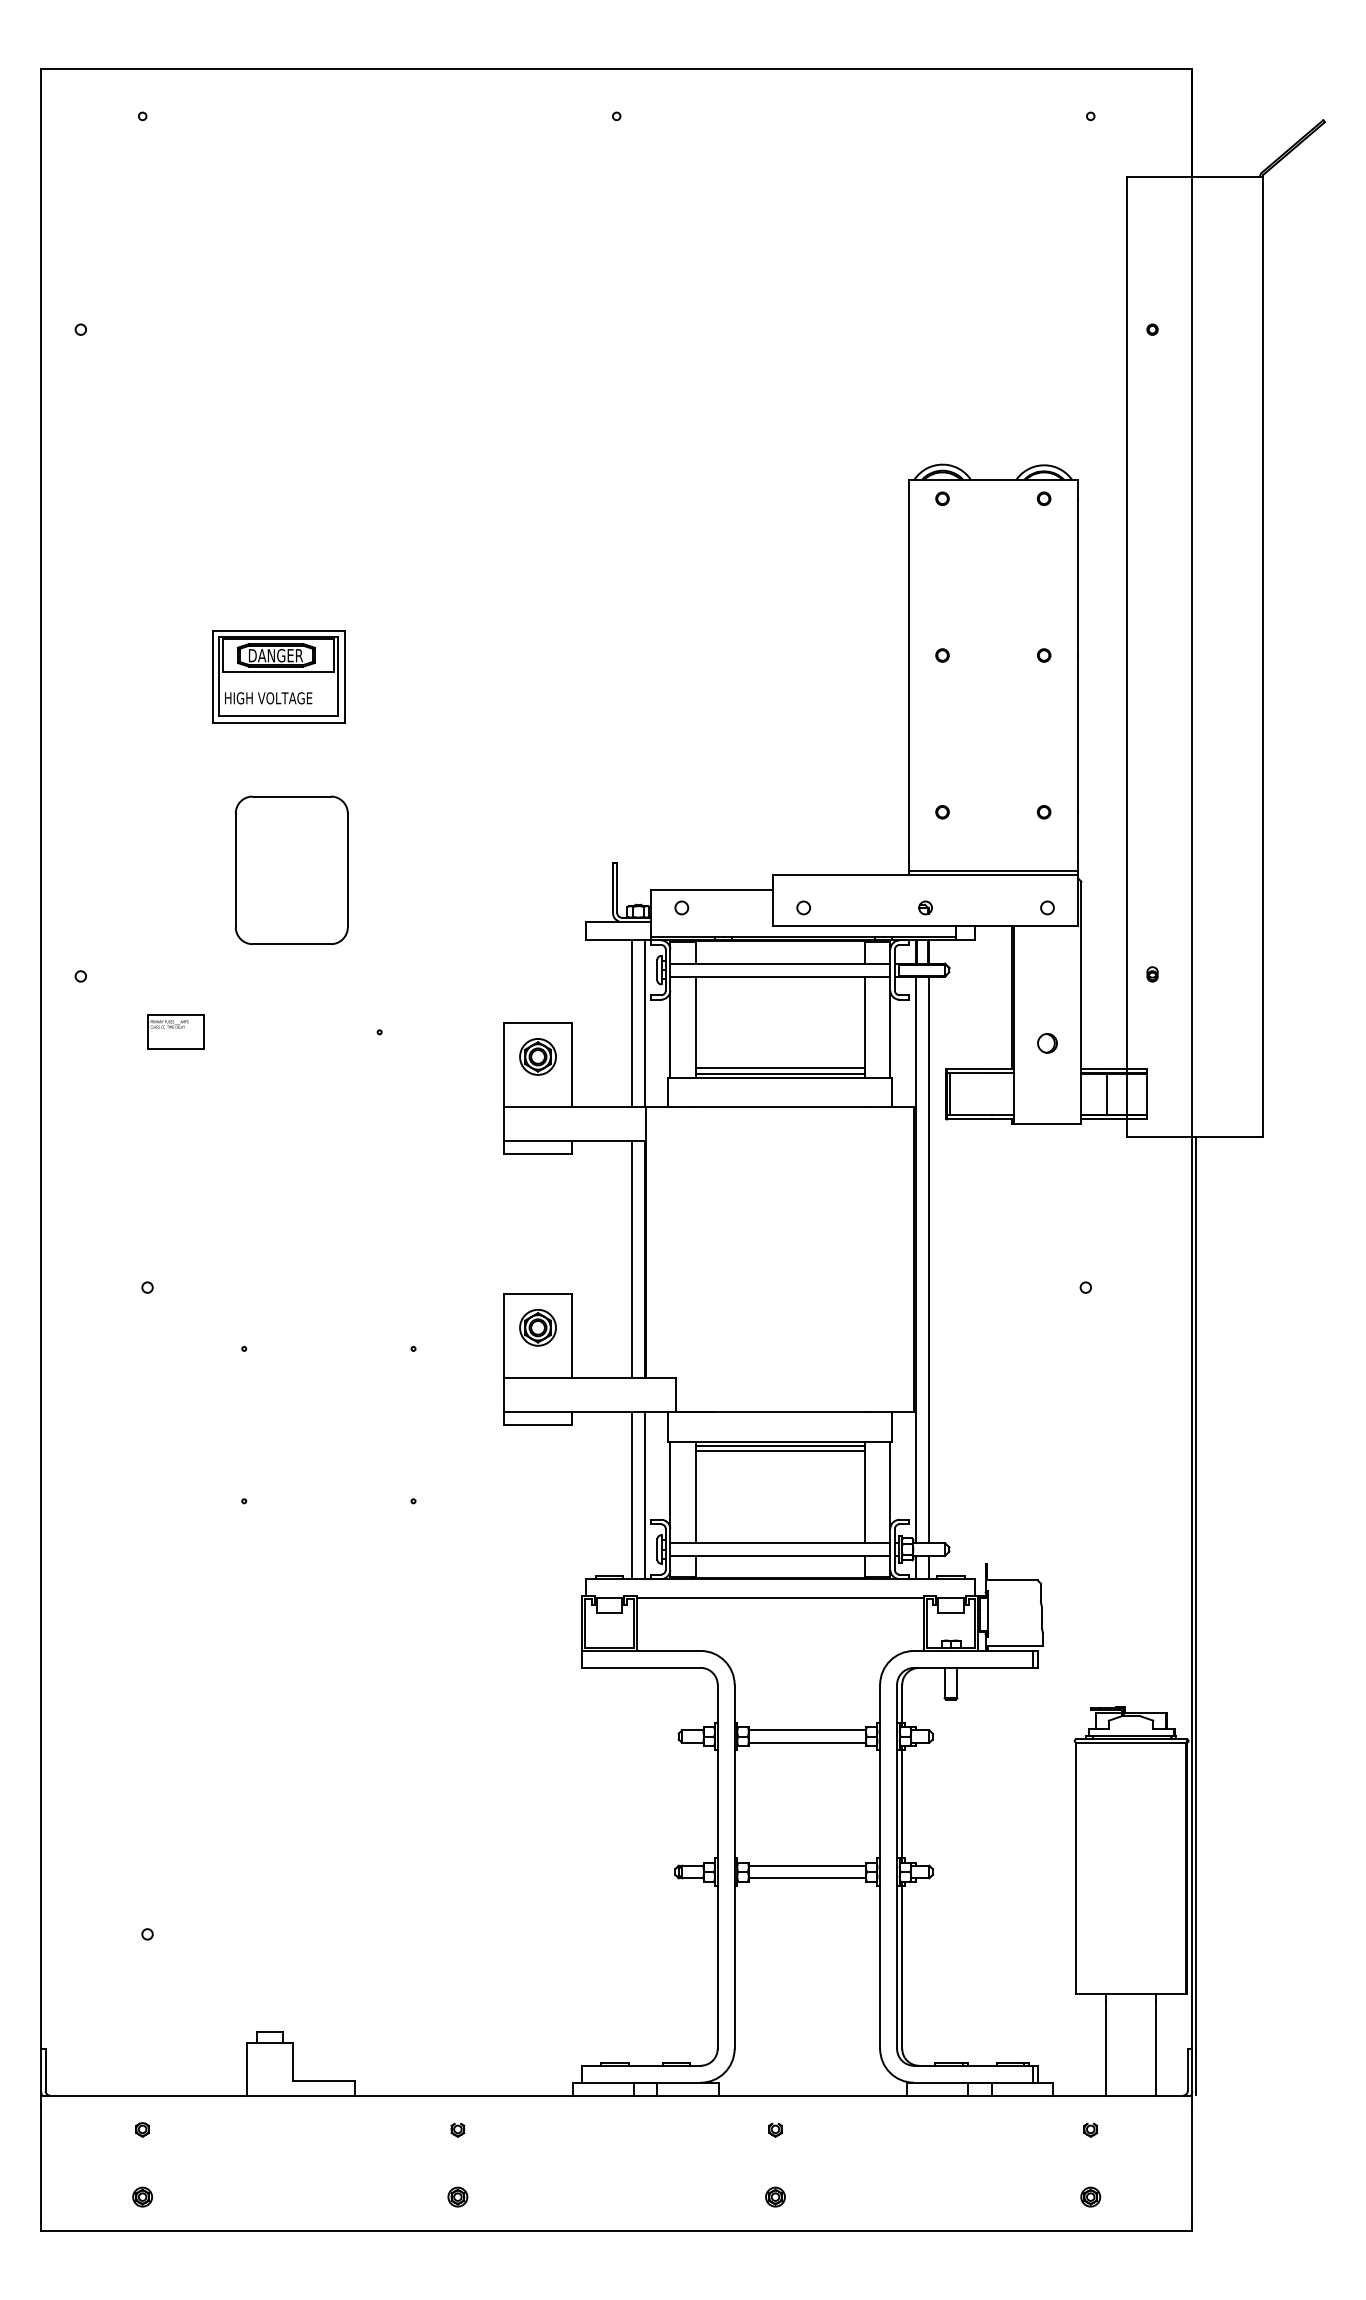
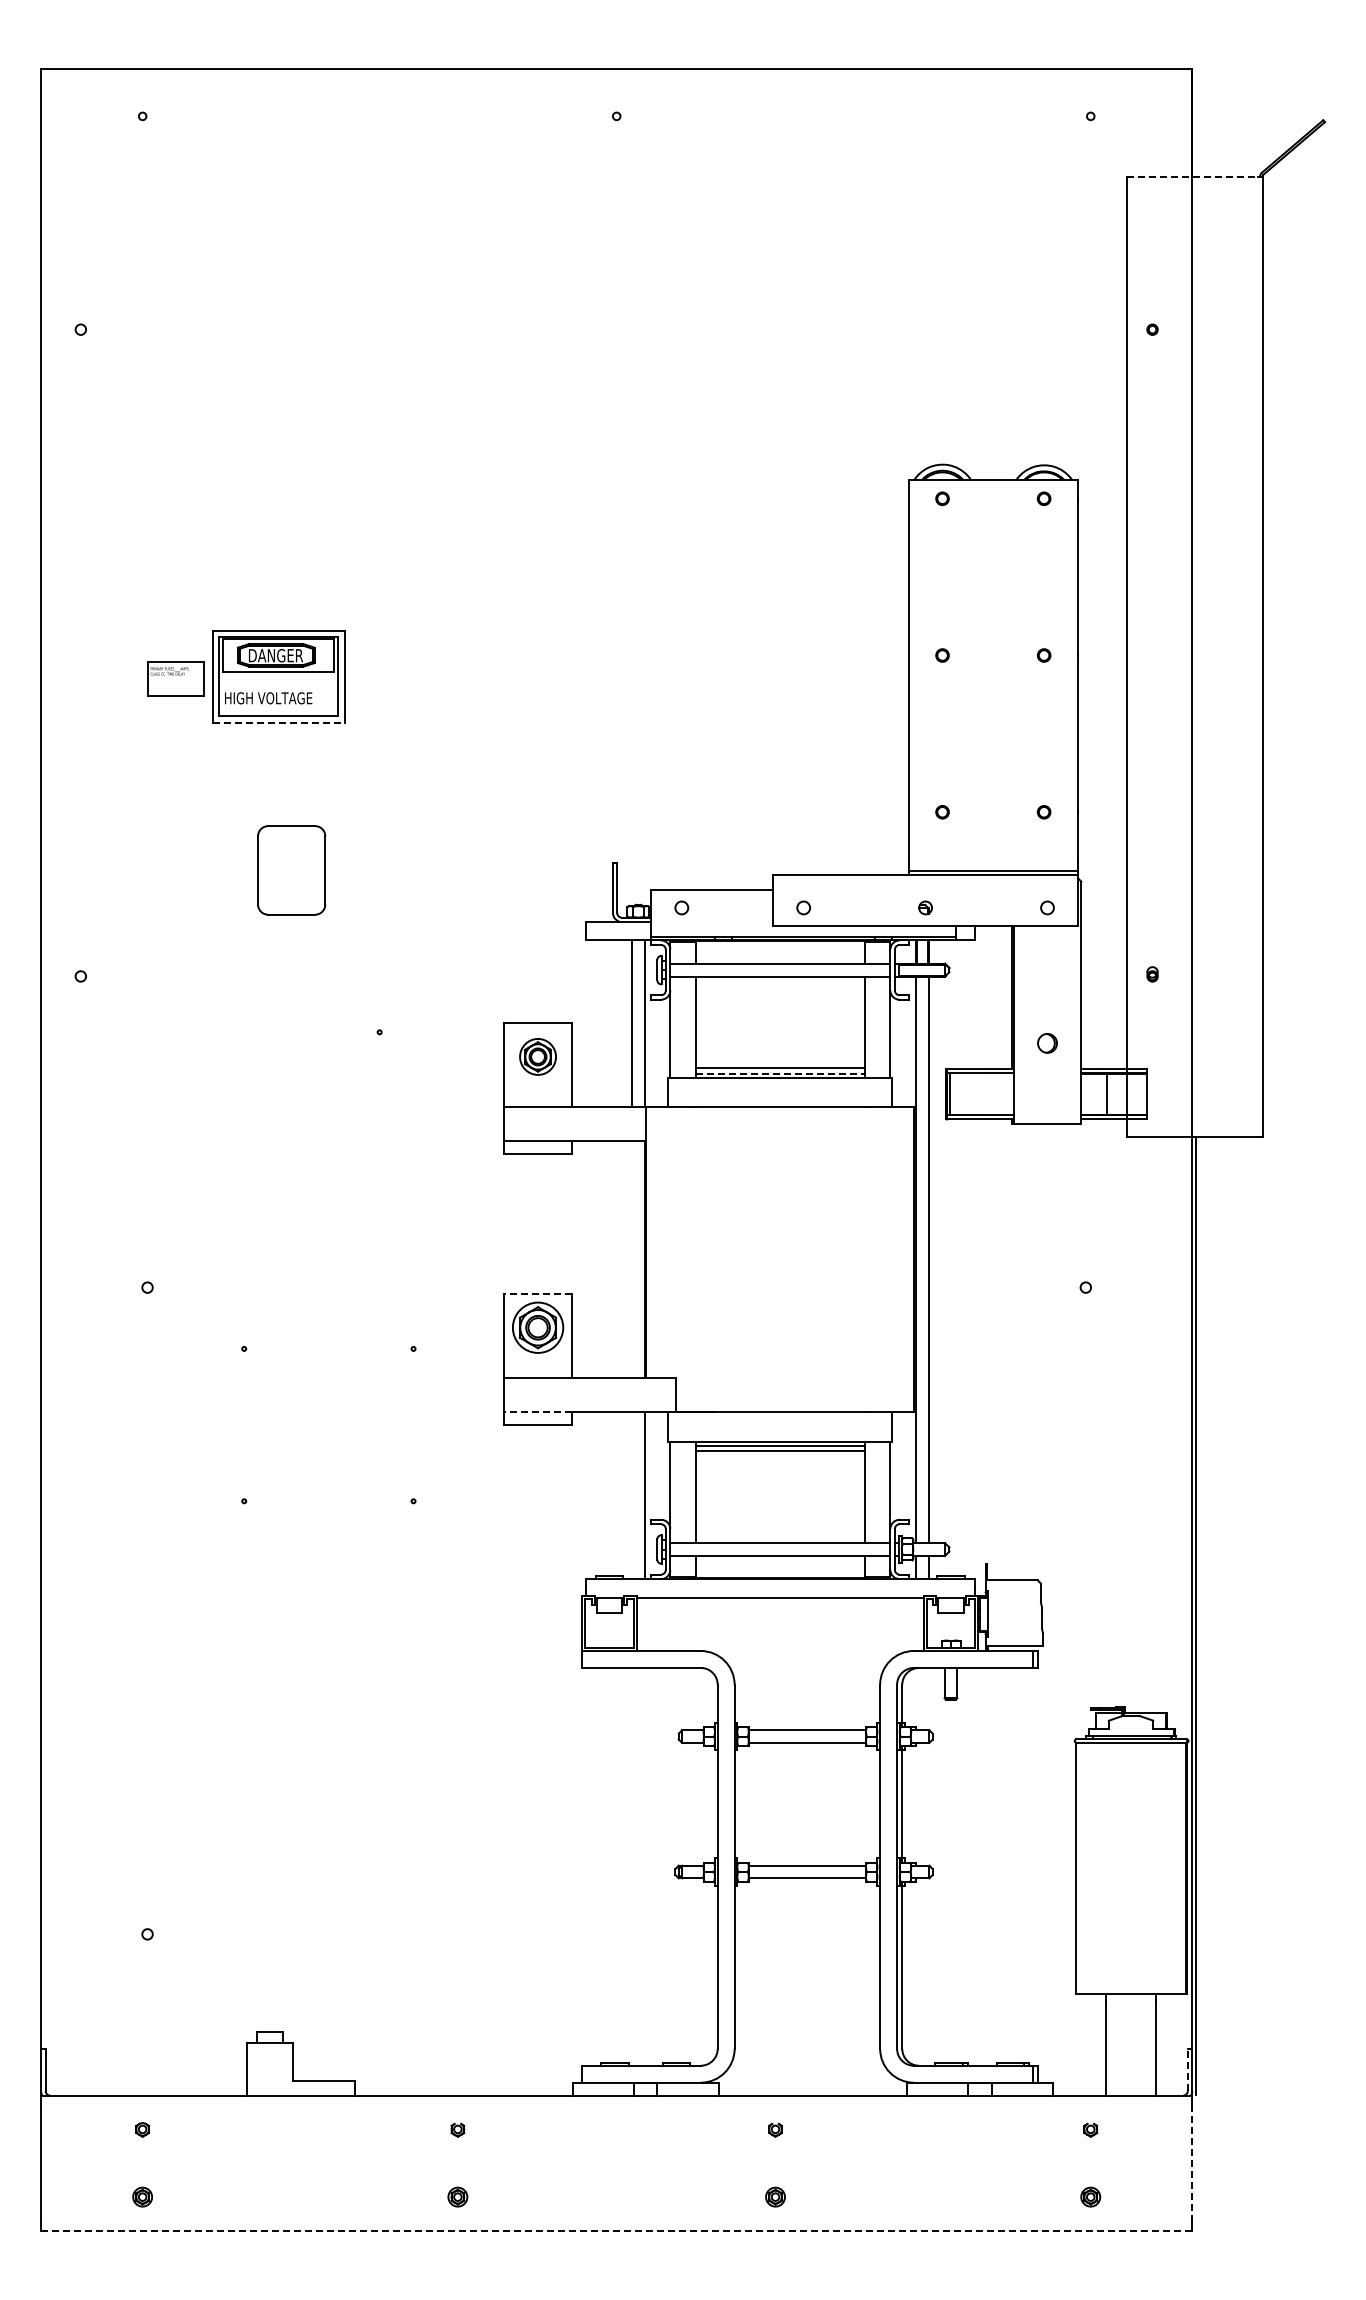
line: solid -> dashed (1192, 176)
line: solid -> dashed (278, 722)
part size: 115x151 px -> 70x91 px (291, 870)
part position: (175, 1031) -> (175, 678) (175, 678)
line: solid -> dashed (780, 1073)
line: present -> none (632, 1259)
line: solid -> dashed (538, 1293)
part size: 38x38 px -> 53x53 px (538, 1327)
line: solid -> dashed (538, 1412)
line: present -> none (632, 1495)
line: solid -> dashed (1187, 2070)
line: solid -> dashed (1192, 2163)
line: solid -> dashed (616, 2230)
